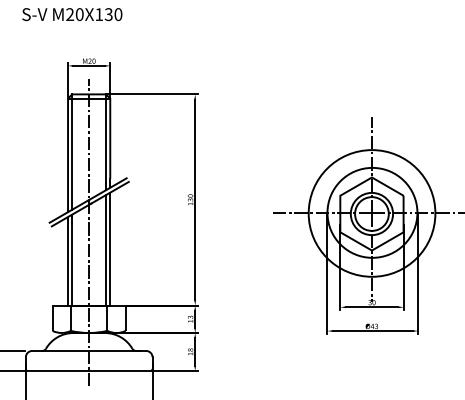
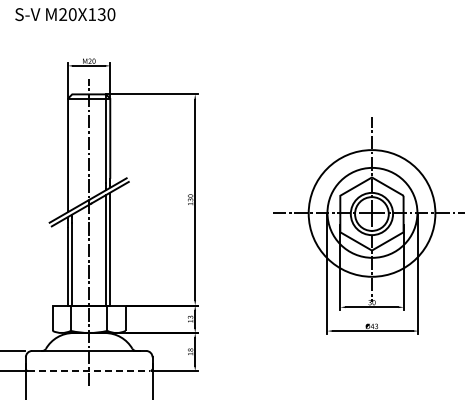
text position: (72, 14) -> (65, 14) (65, 14)
line: present -> none (72, 151)
line: solid -> dashed (89, 371)
